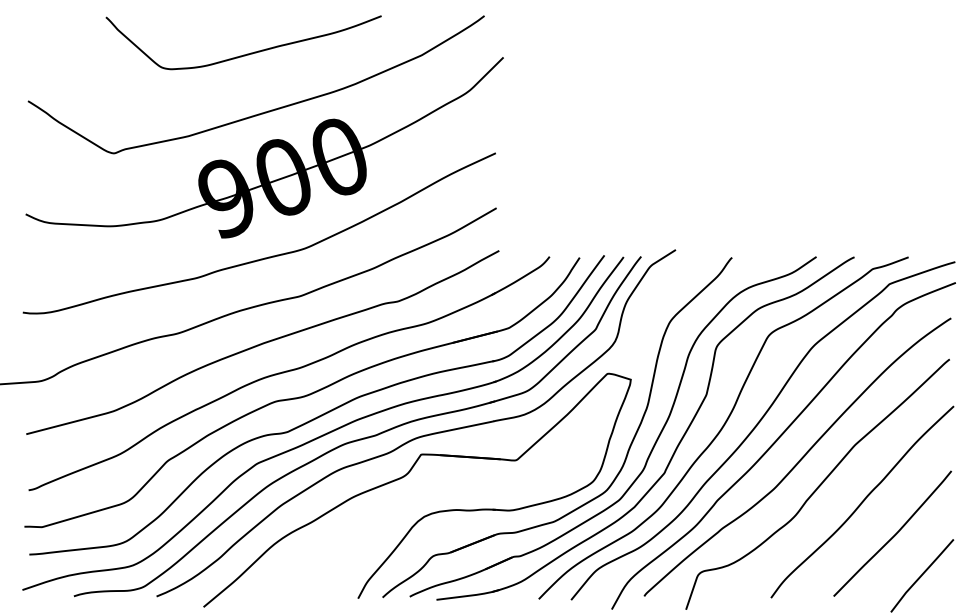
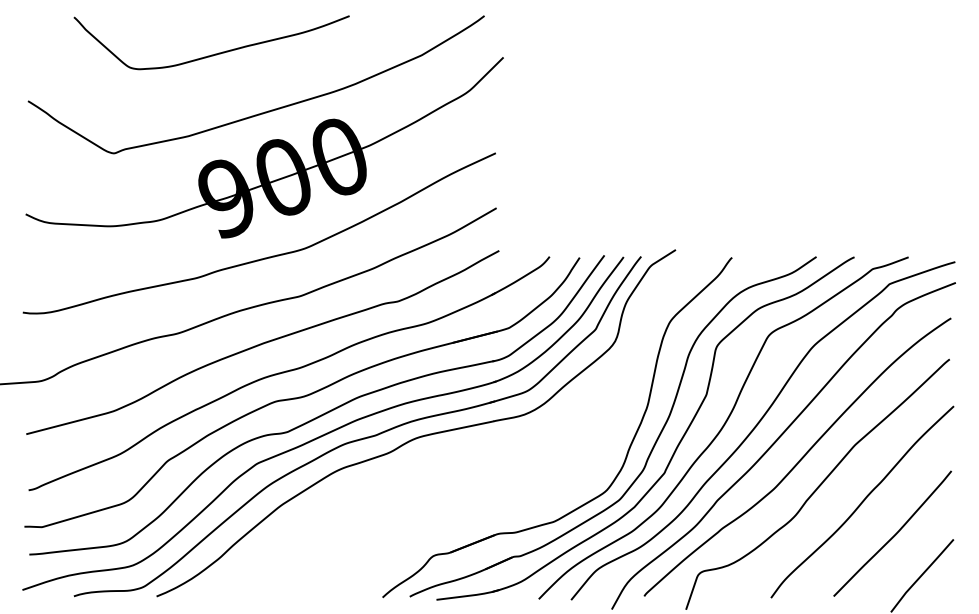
curve position: (247, 53) -> (215, 53) (215, 53)
part: present -> none (408, 474)
